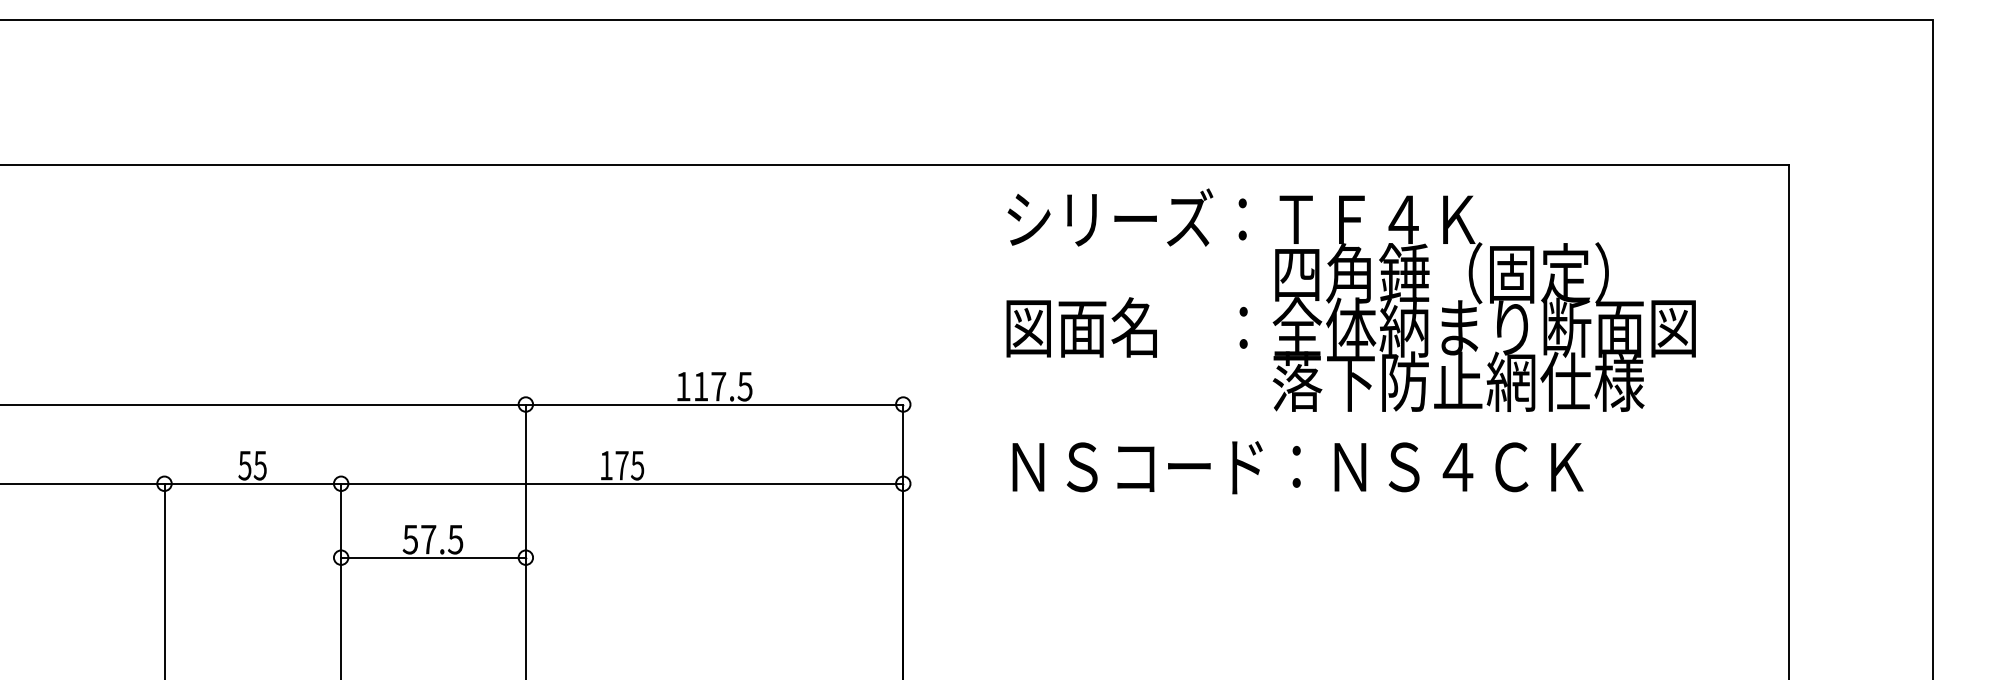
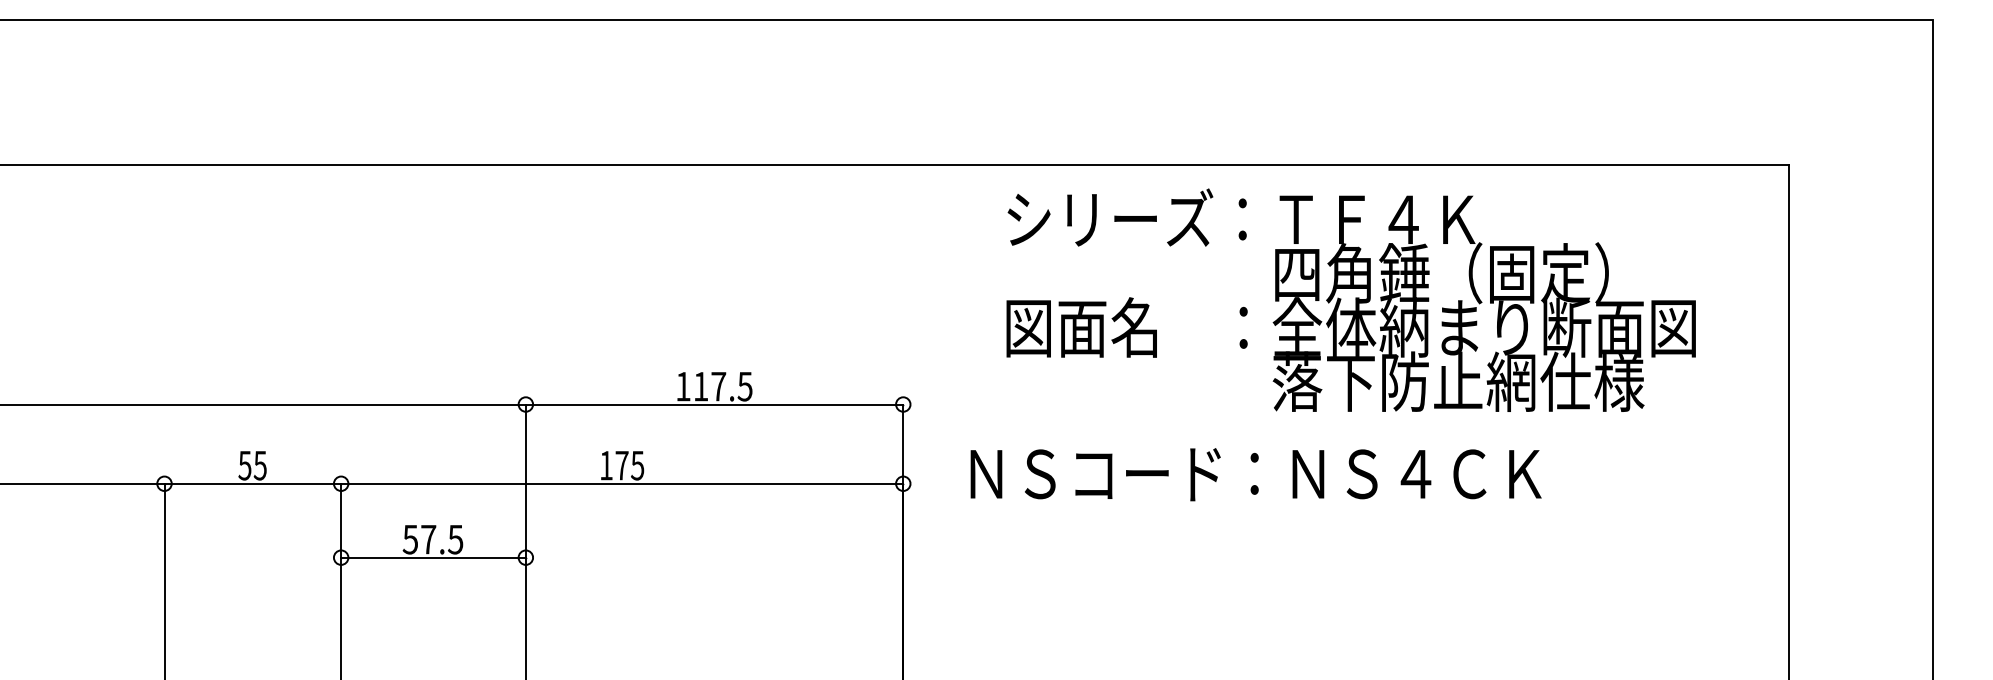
text position: (1297, 467) -> (1255, 474) (1255, 474)
